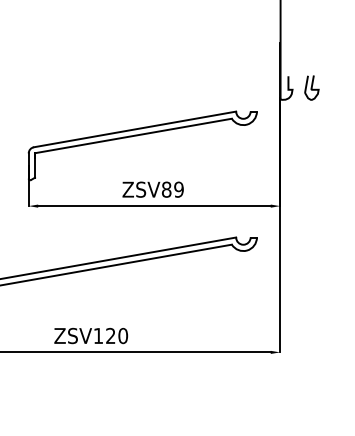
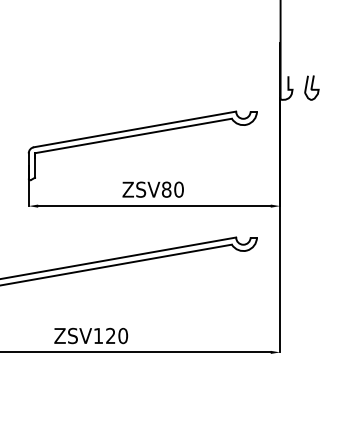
text: ZSV89 -> ZSV80 (178, 189)
